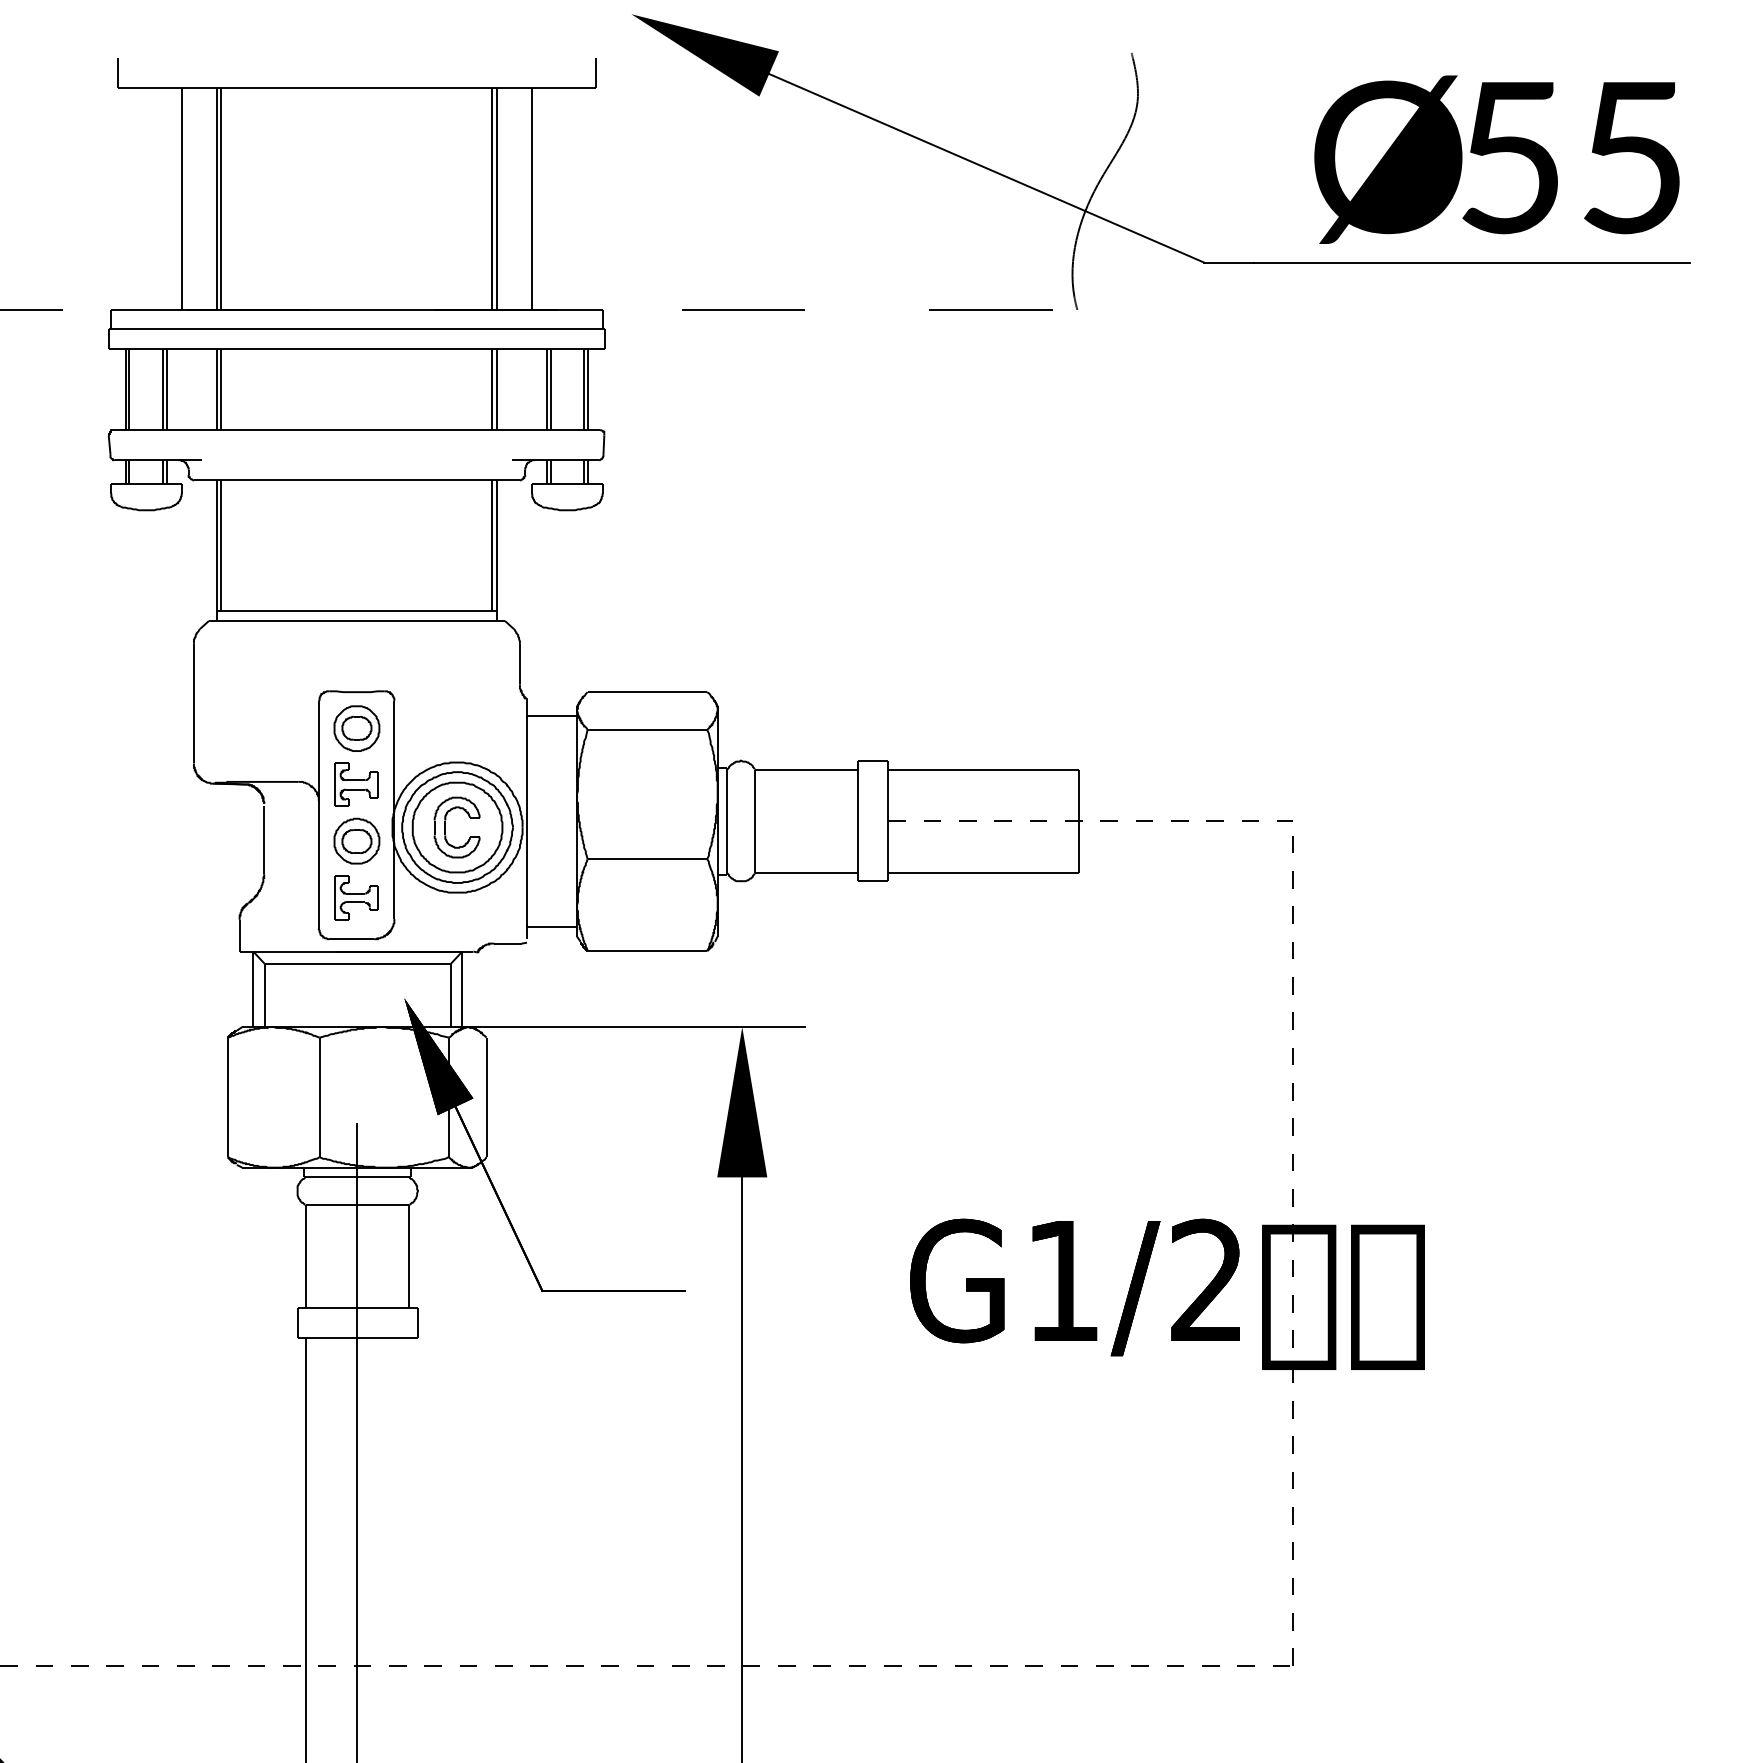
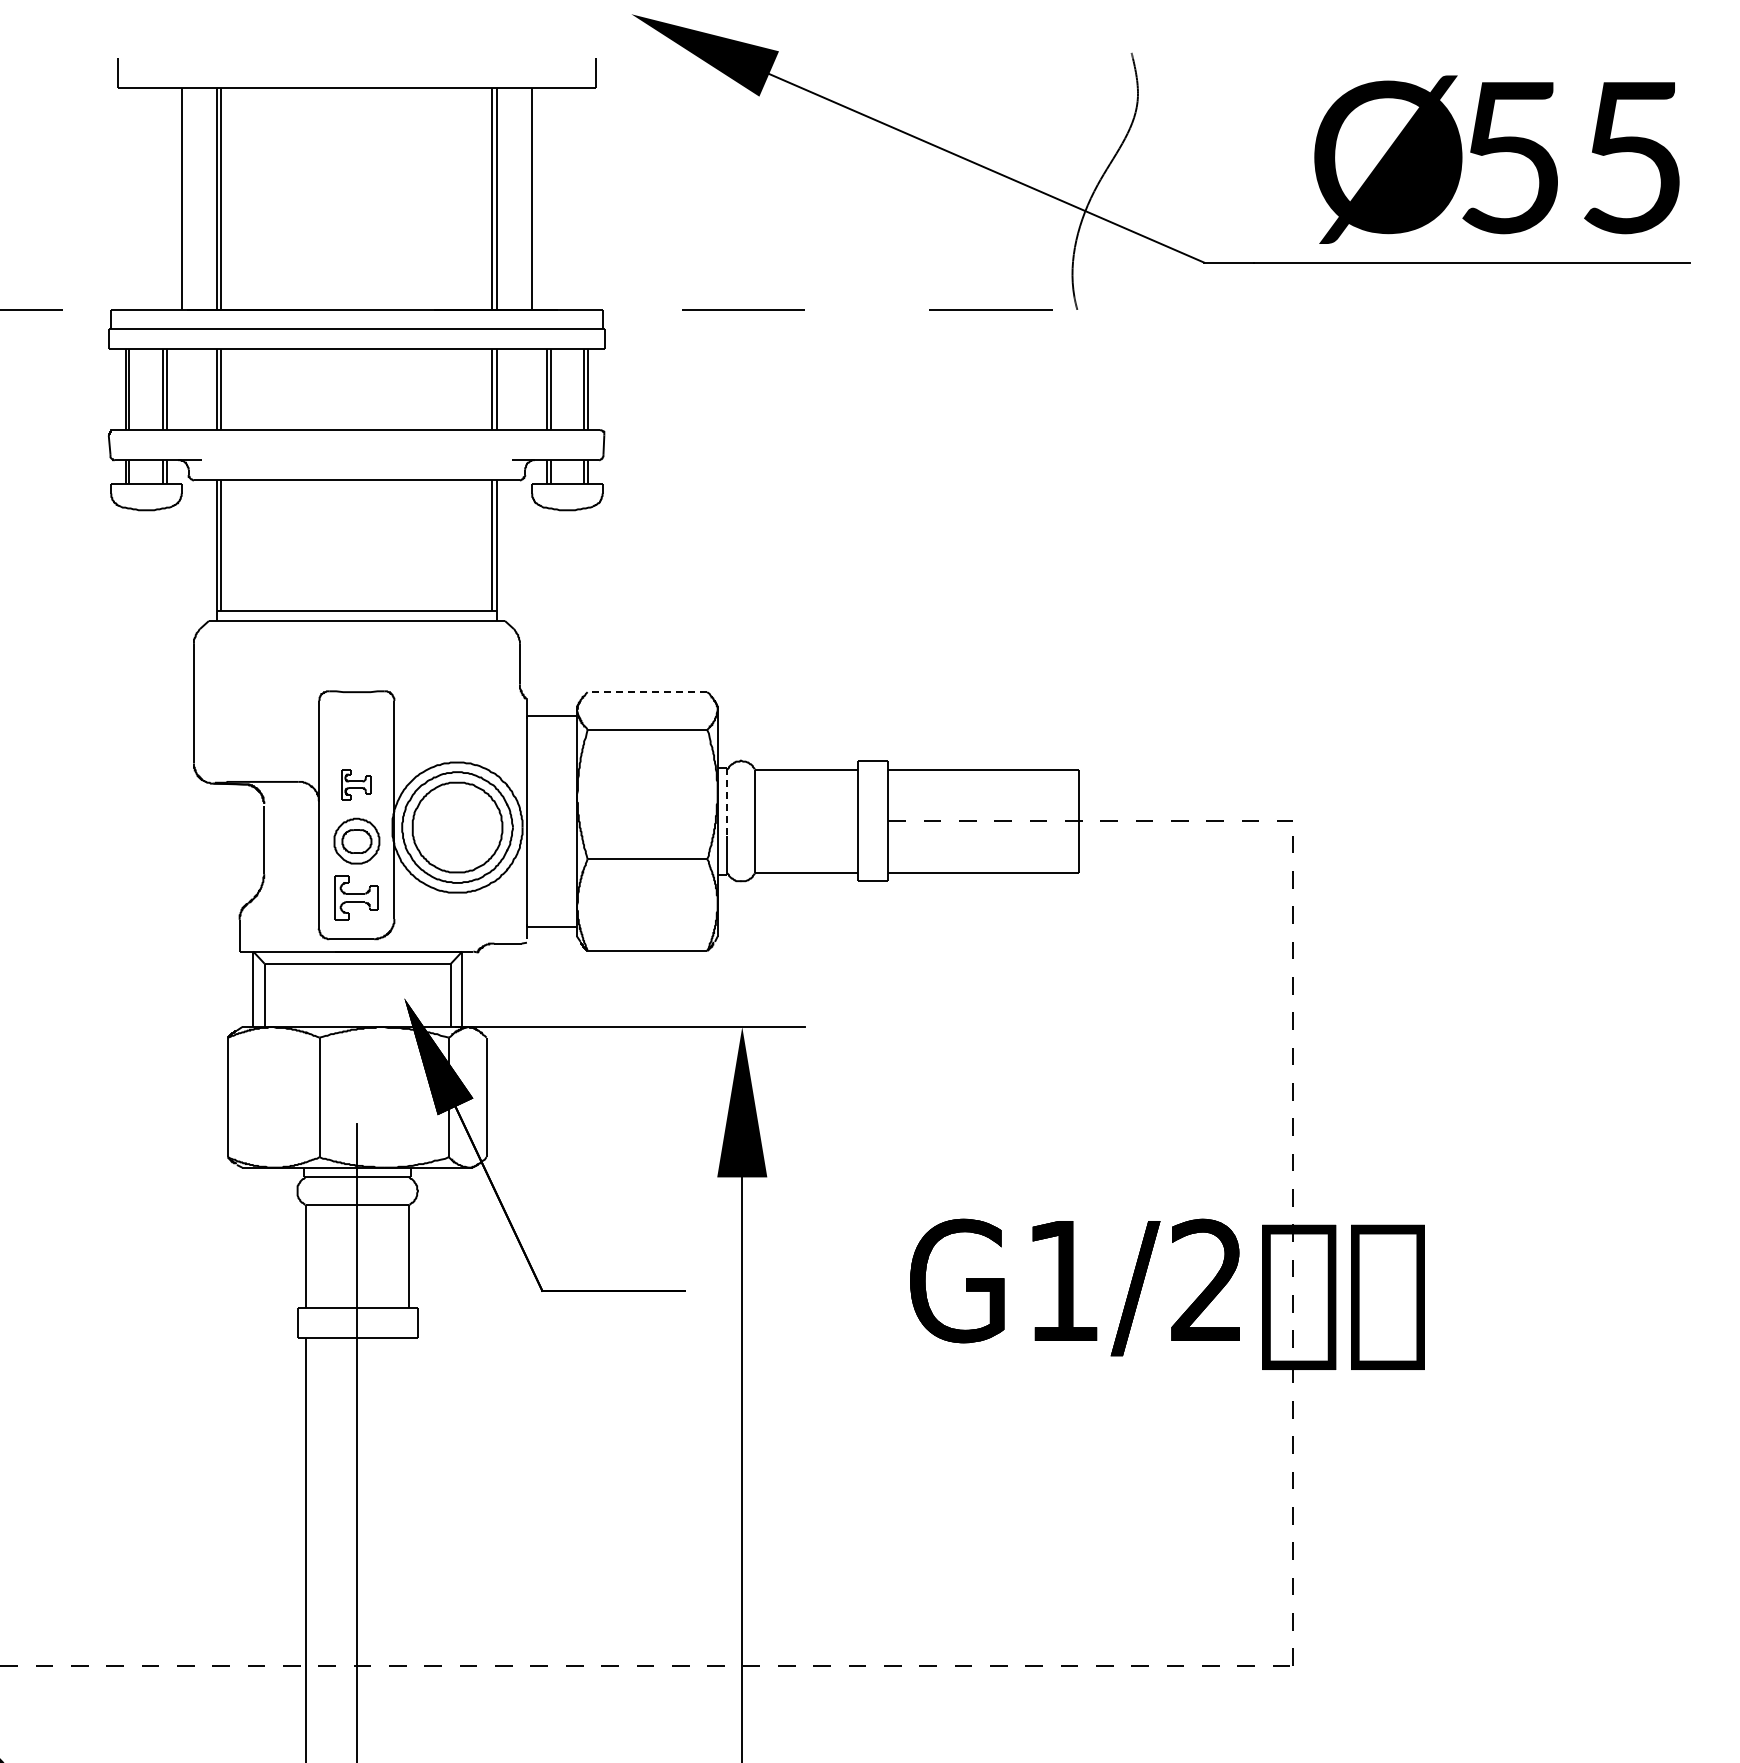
line: solid -> dashed (647, 692)
part: present -> none (356, 728)
part size: 45x45 px -> 31x32 px (356, 784)
line: solid -> dashed (727, 802)
part: present -> none (445, 827)
